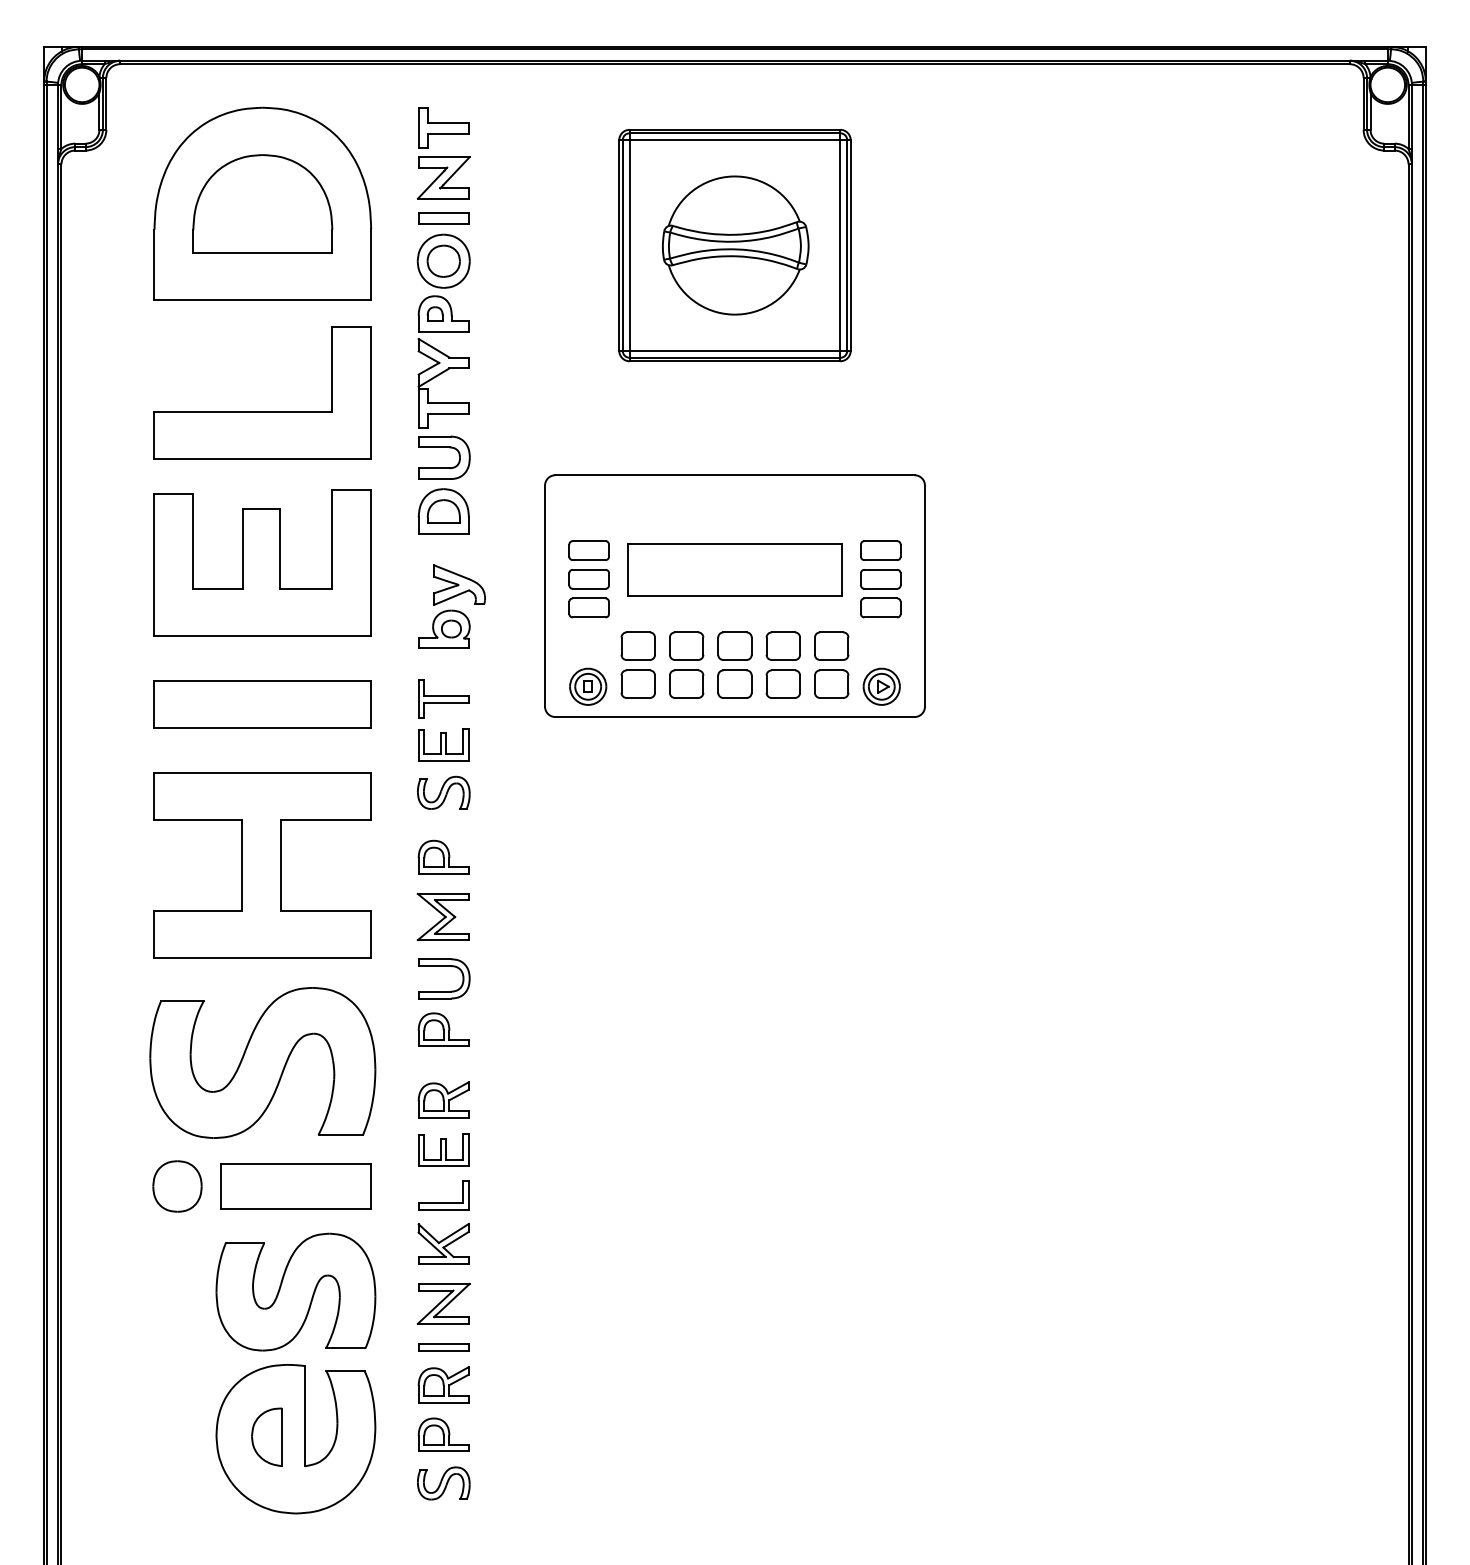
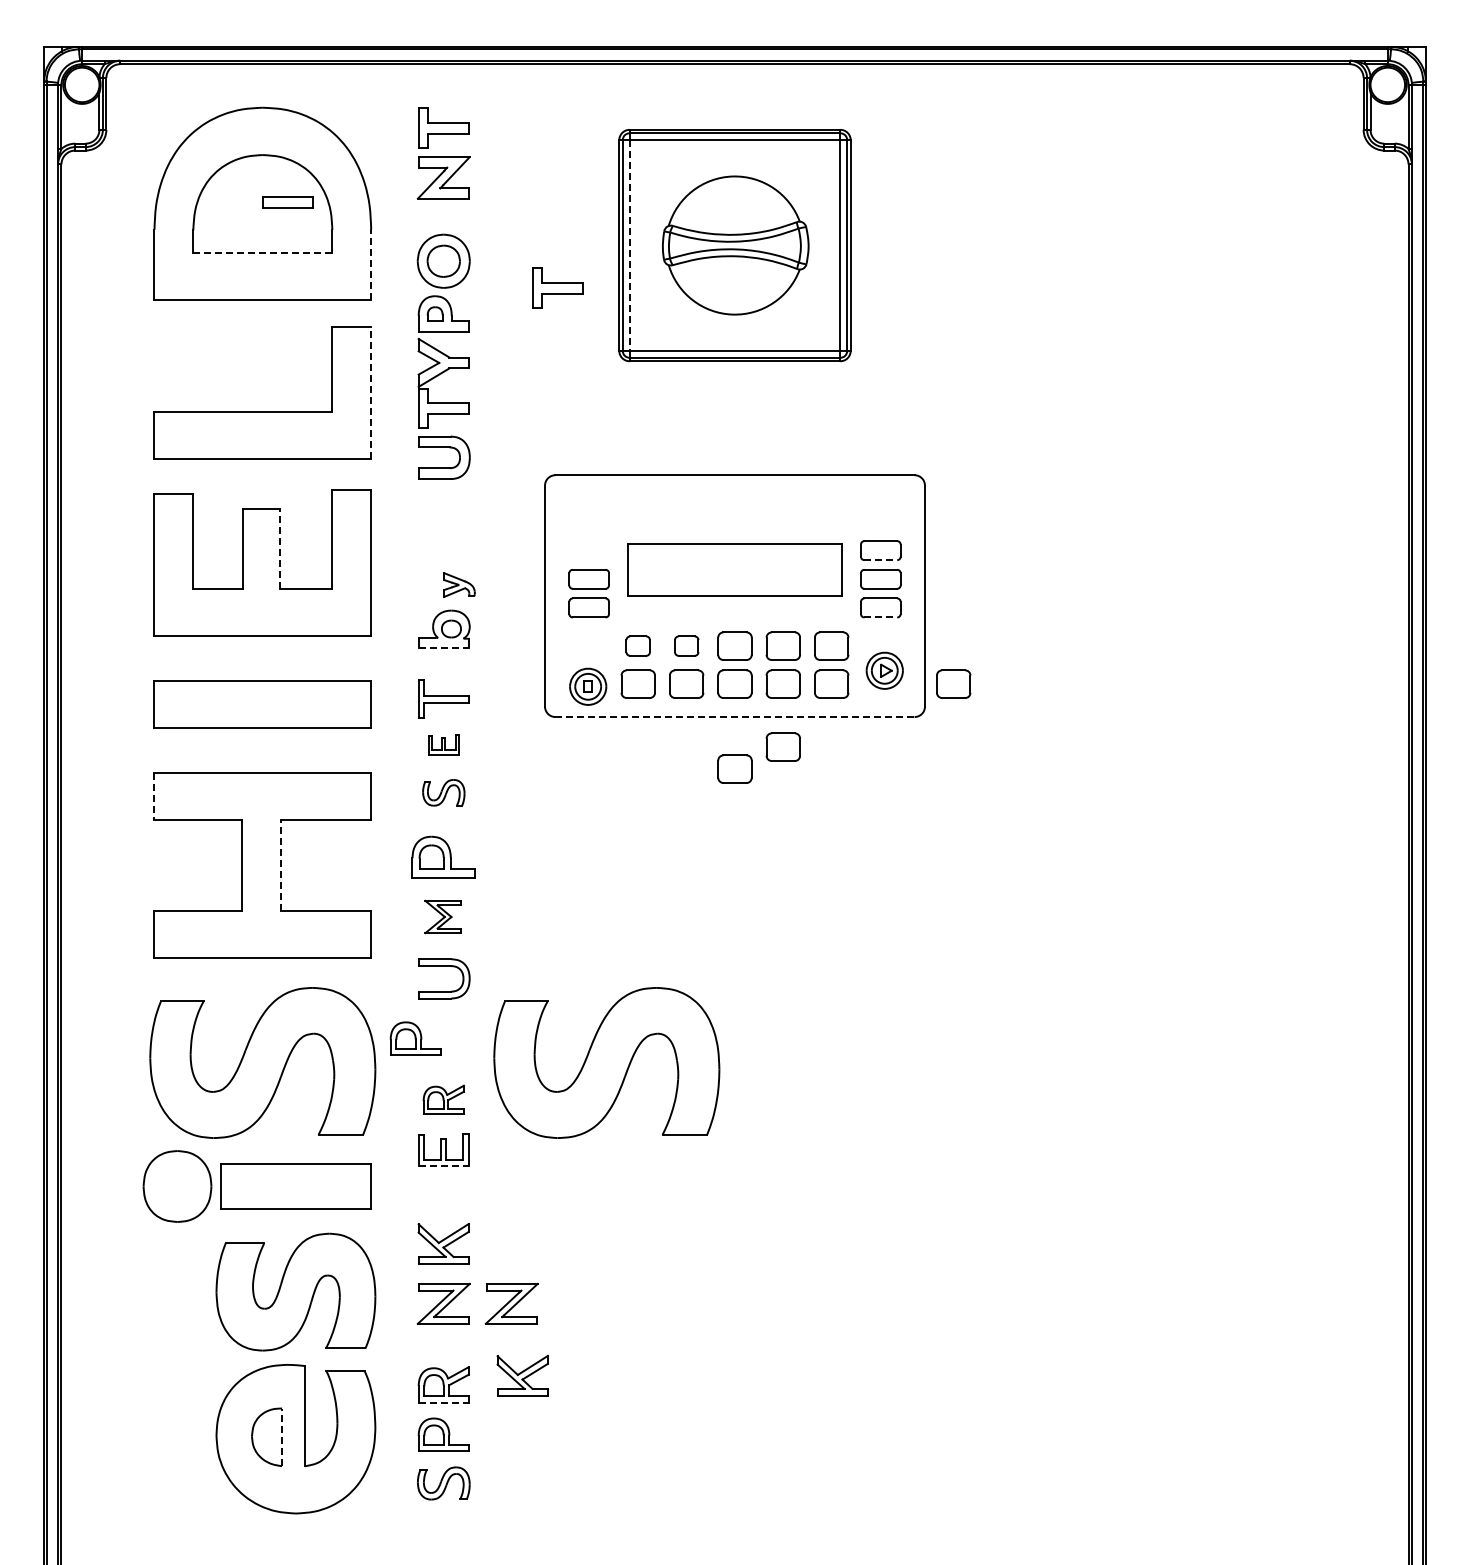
part position: (443, 218) -> (287, 202) (287, 202)
line: solid -> dashed (629, 246)
line: solid -> dashed (262, 253)
line: solid -> dashed (371, 264)
part: none -> present (557, 287)
line: solid -> dashed (371, 392)
part: present -> none (443, 511)
line: solid -> dashed (280, 548)
part: present -> none (588, 550)
line: solid -> dashed (881, 560)
part size: 53x42 px -> 33x26 px (459, 584)
line: solid -> dashed (881, 617)
part size: 36x30 px -> 26x22 px (637, 645)
part size: 36x30 px -> 26x22 px (686, 645)
line: solid -> dashed (444, 648)
part: none -> present (953, 683)
part position: (881, 686) -> (884, 670) (884, 670)
line: solid -> dashed (735, 717)
part size: 52x34 px -> 32x22 px (443, 744)
part: none -> present (782, 746)
part: none -> present (734, 768)
part size: 54x35 px -> 44x28 px (443, 792)
line: solid -> dashed (154, 796)
part size: 53x36 px -> 65x44 px (443, 856)
line: solid -> dashed (280, 865)
part size: 54x50 px -> 38x36 px (442, 916)
part position: (443, 1029) -> (415, 1038) (415, 1038)
part: none -> present (606, 1062)
part size: 53x38 px -> 43x31 px (443, 1099)
line: solid -> dashed (444, 1166)
part size: 51x53 px -> 71x73 px (177, 1186)
part: present -> none (443, 1202)
part: none -> present (511, 1303)
part: present -> none (443, 1347)
part: none -> present (522, 1375)
line: solid -> dashed (444, 1402)
line: solid -> dashed (282, 1437)
